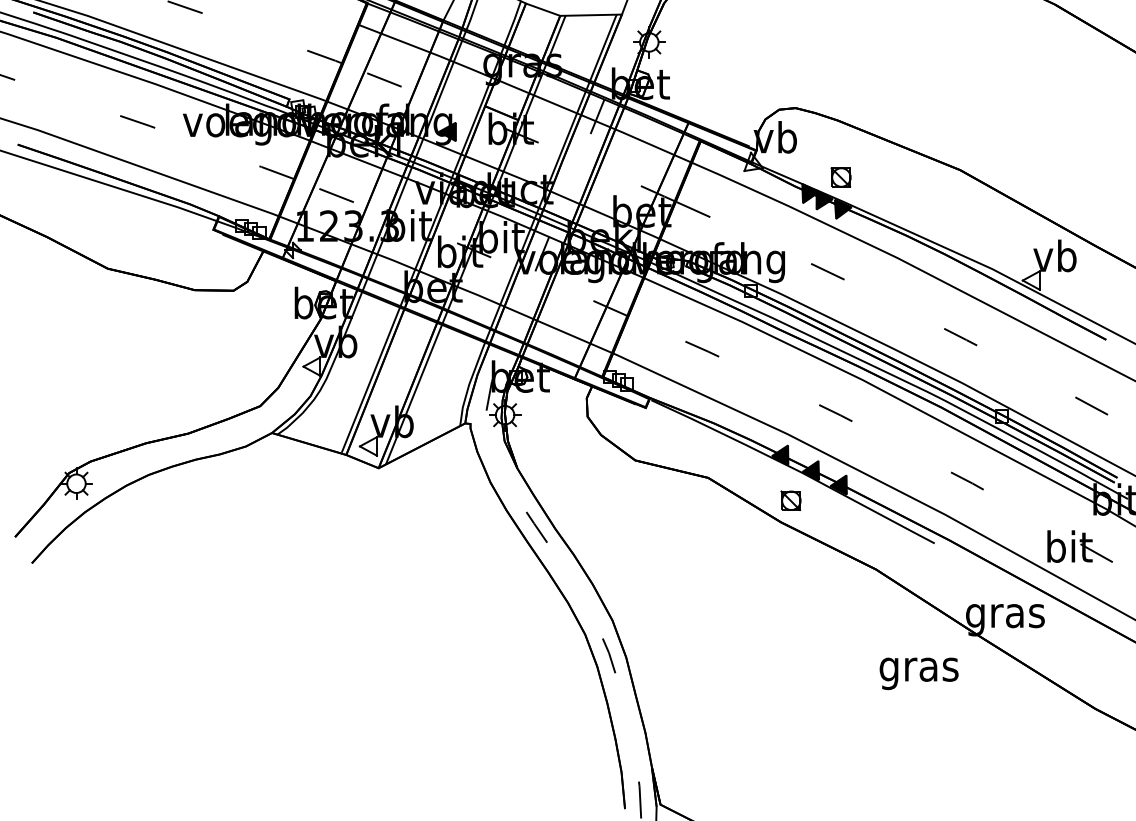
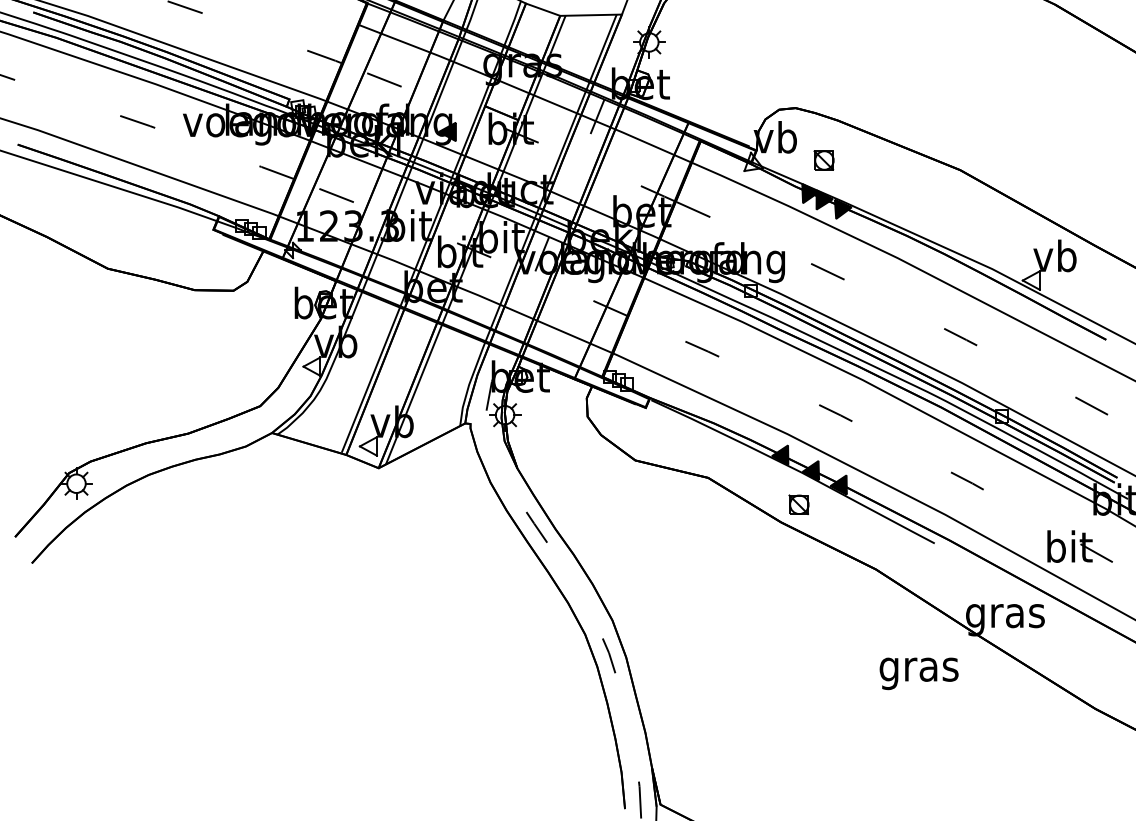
part position: (840, 177) -> (823, 160) (823, 160)
part position: (790, 500) -> (798, 504) (798, 504)
